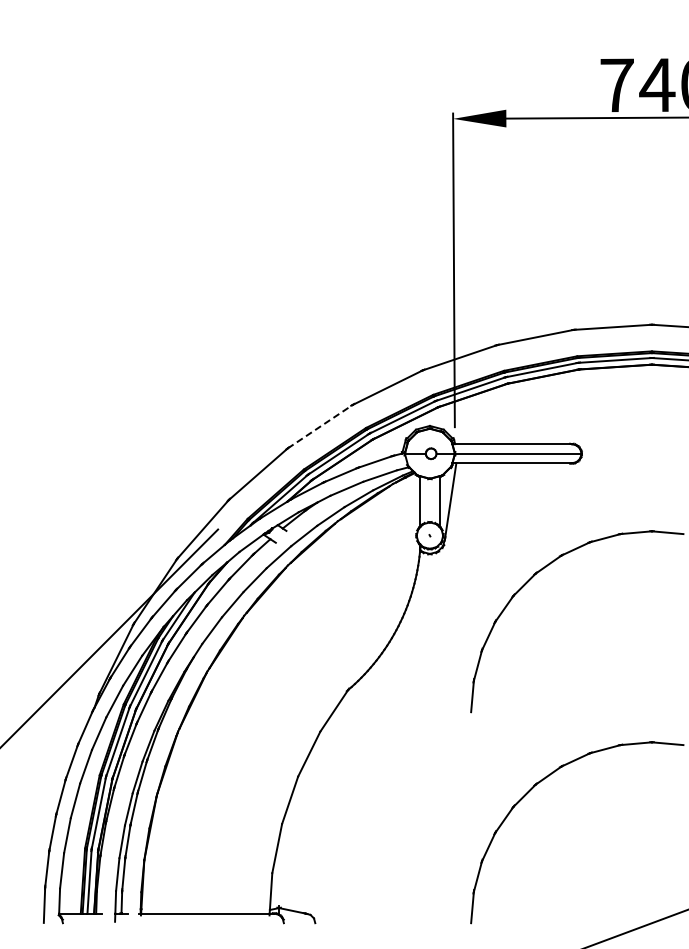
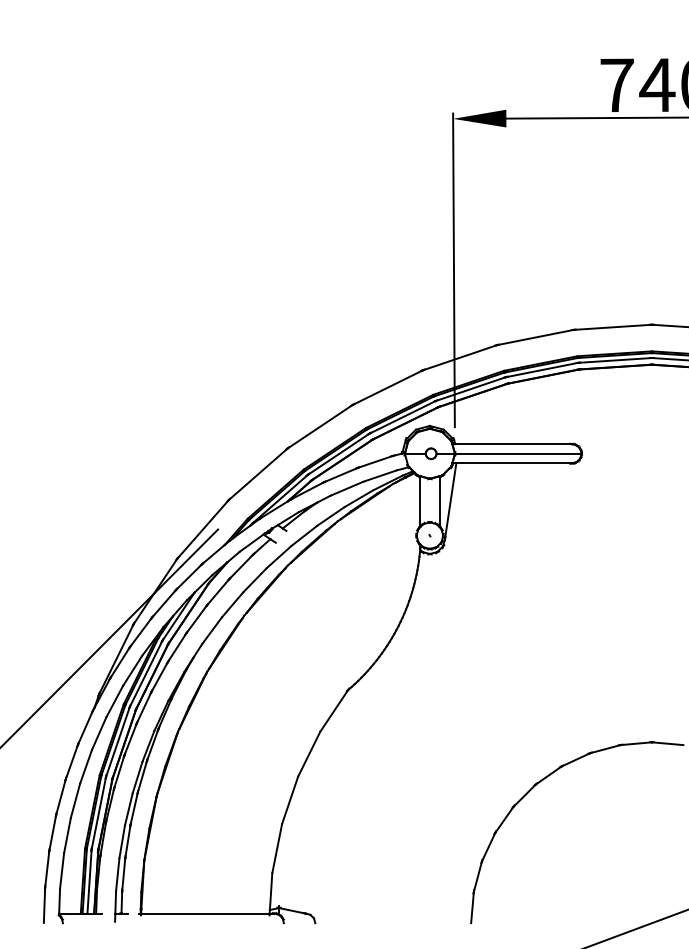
line: dashed -> solid (320, 426)
part: present -> none (542, 570)
